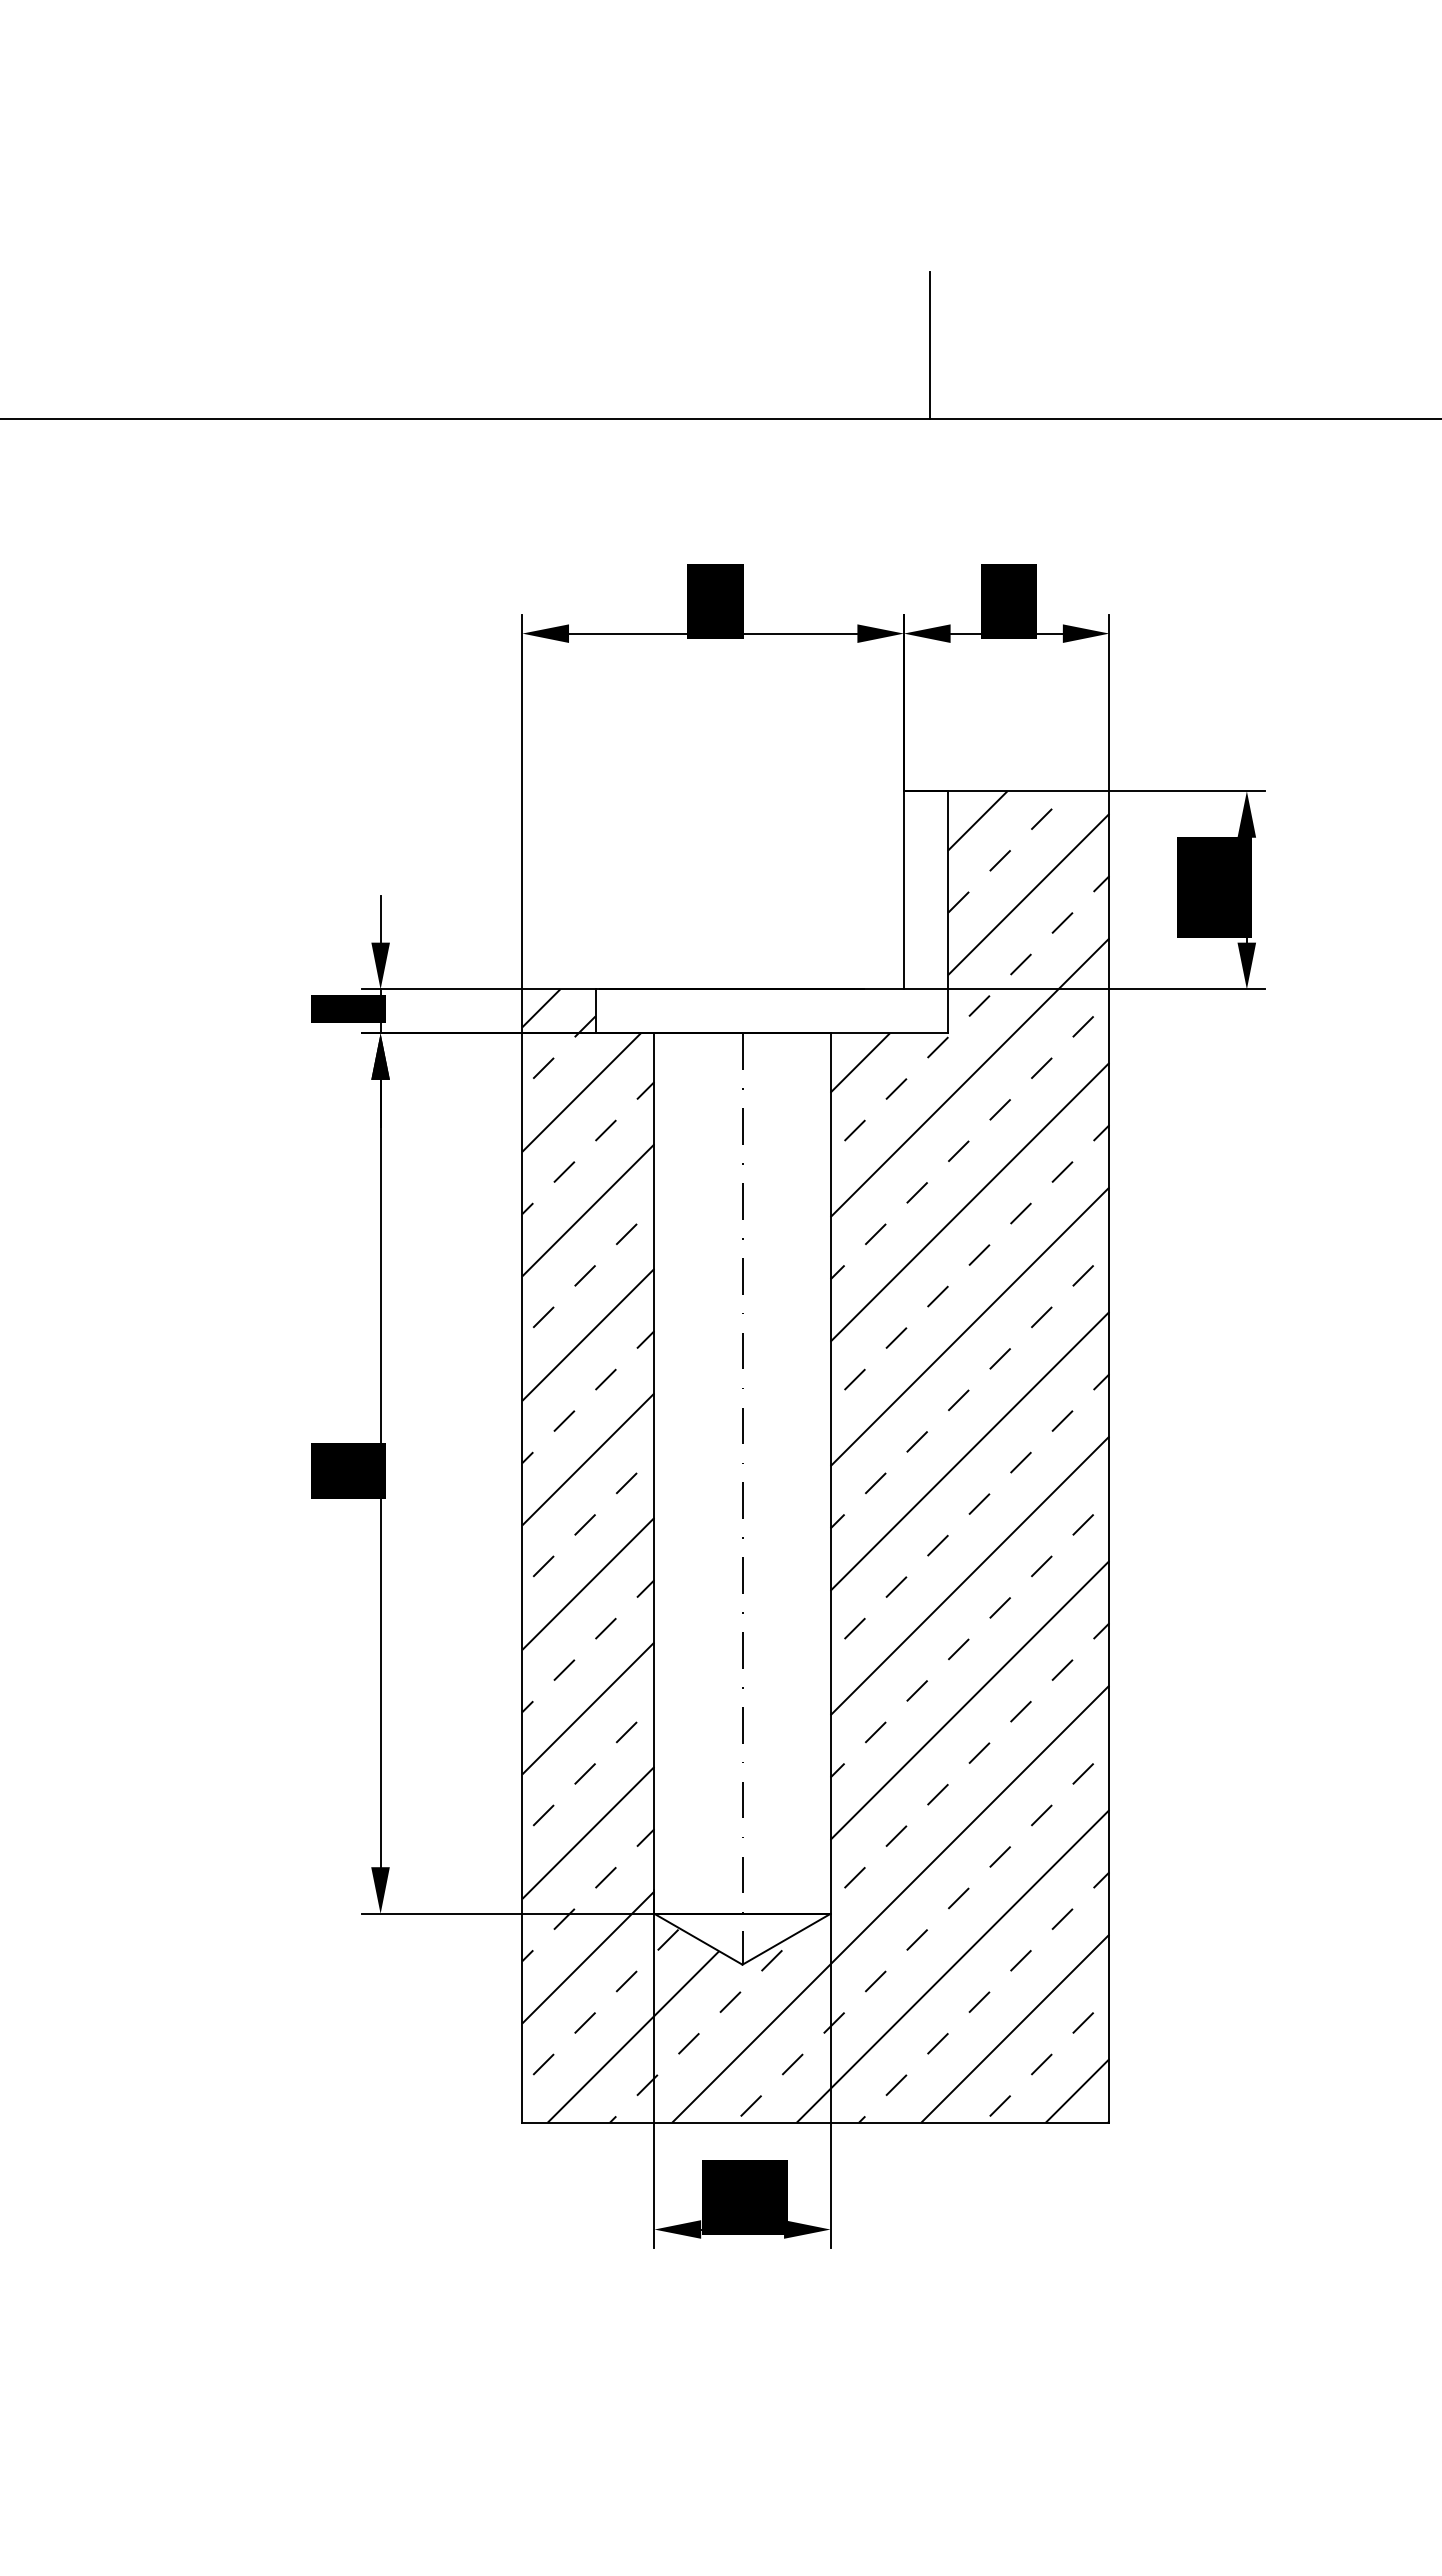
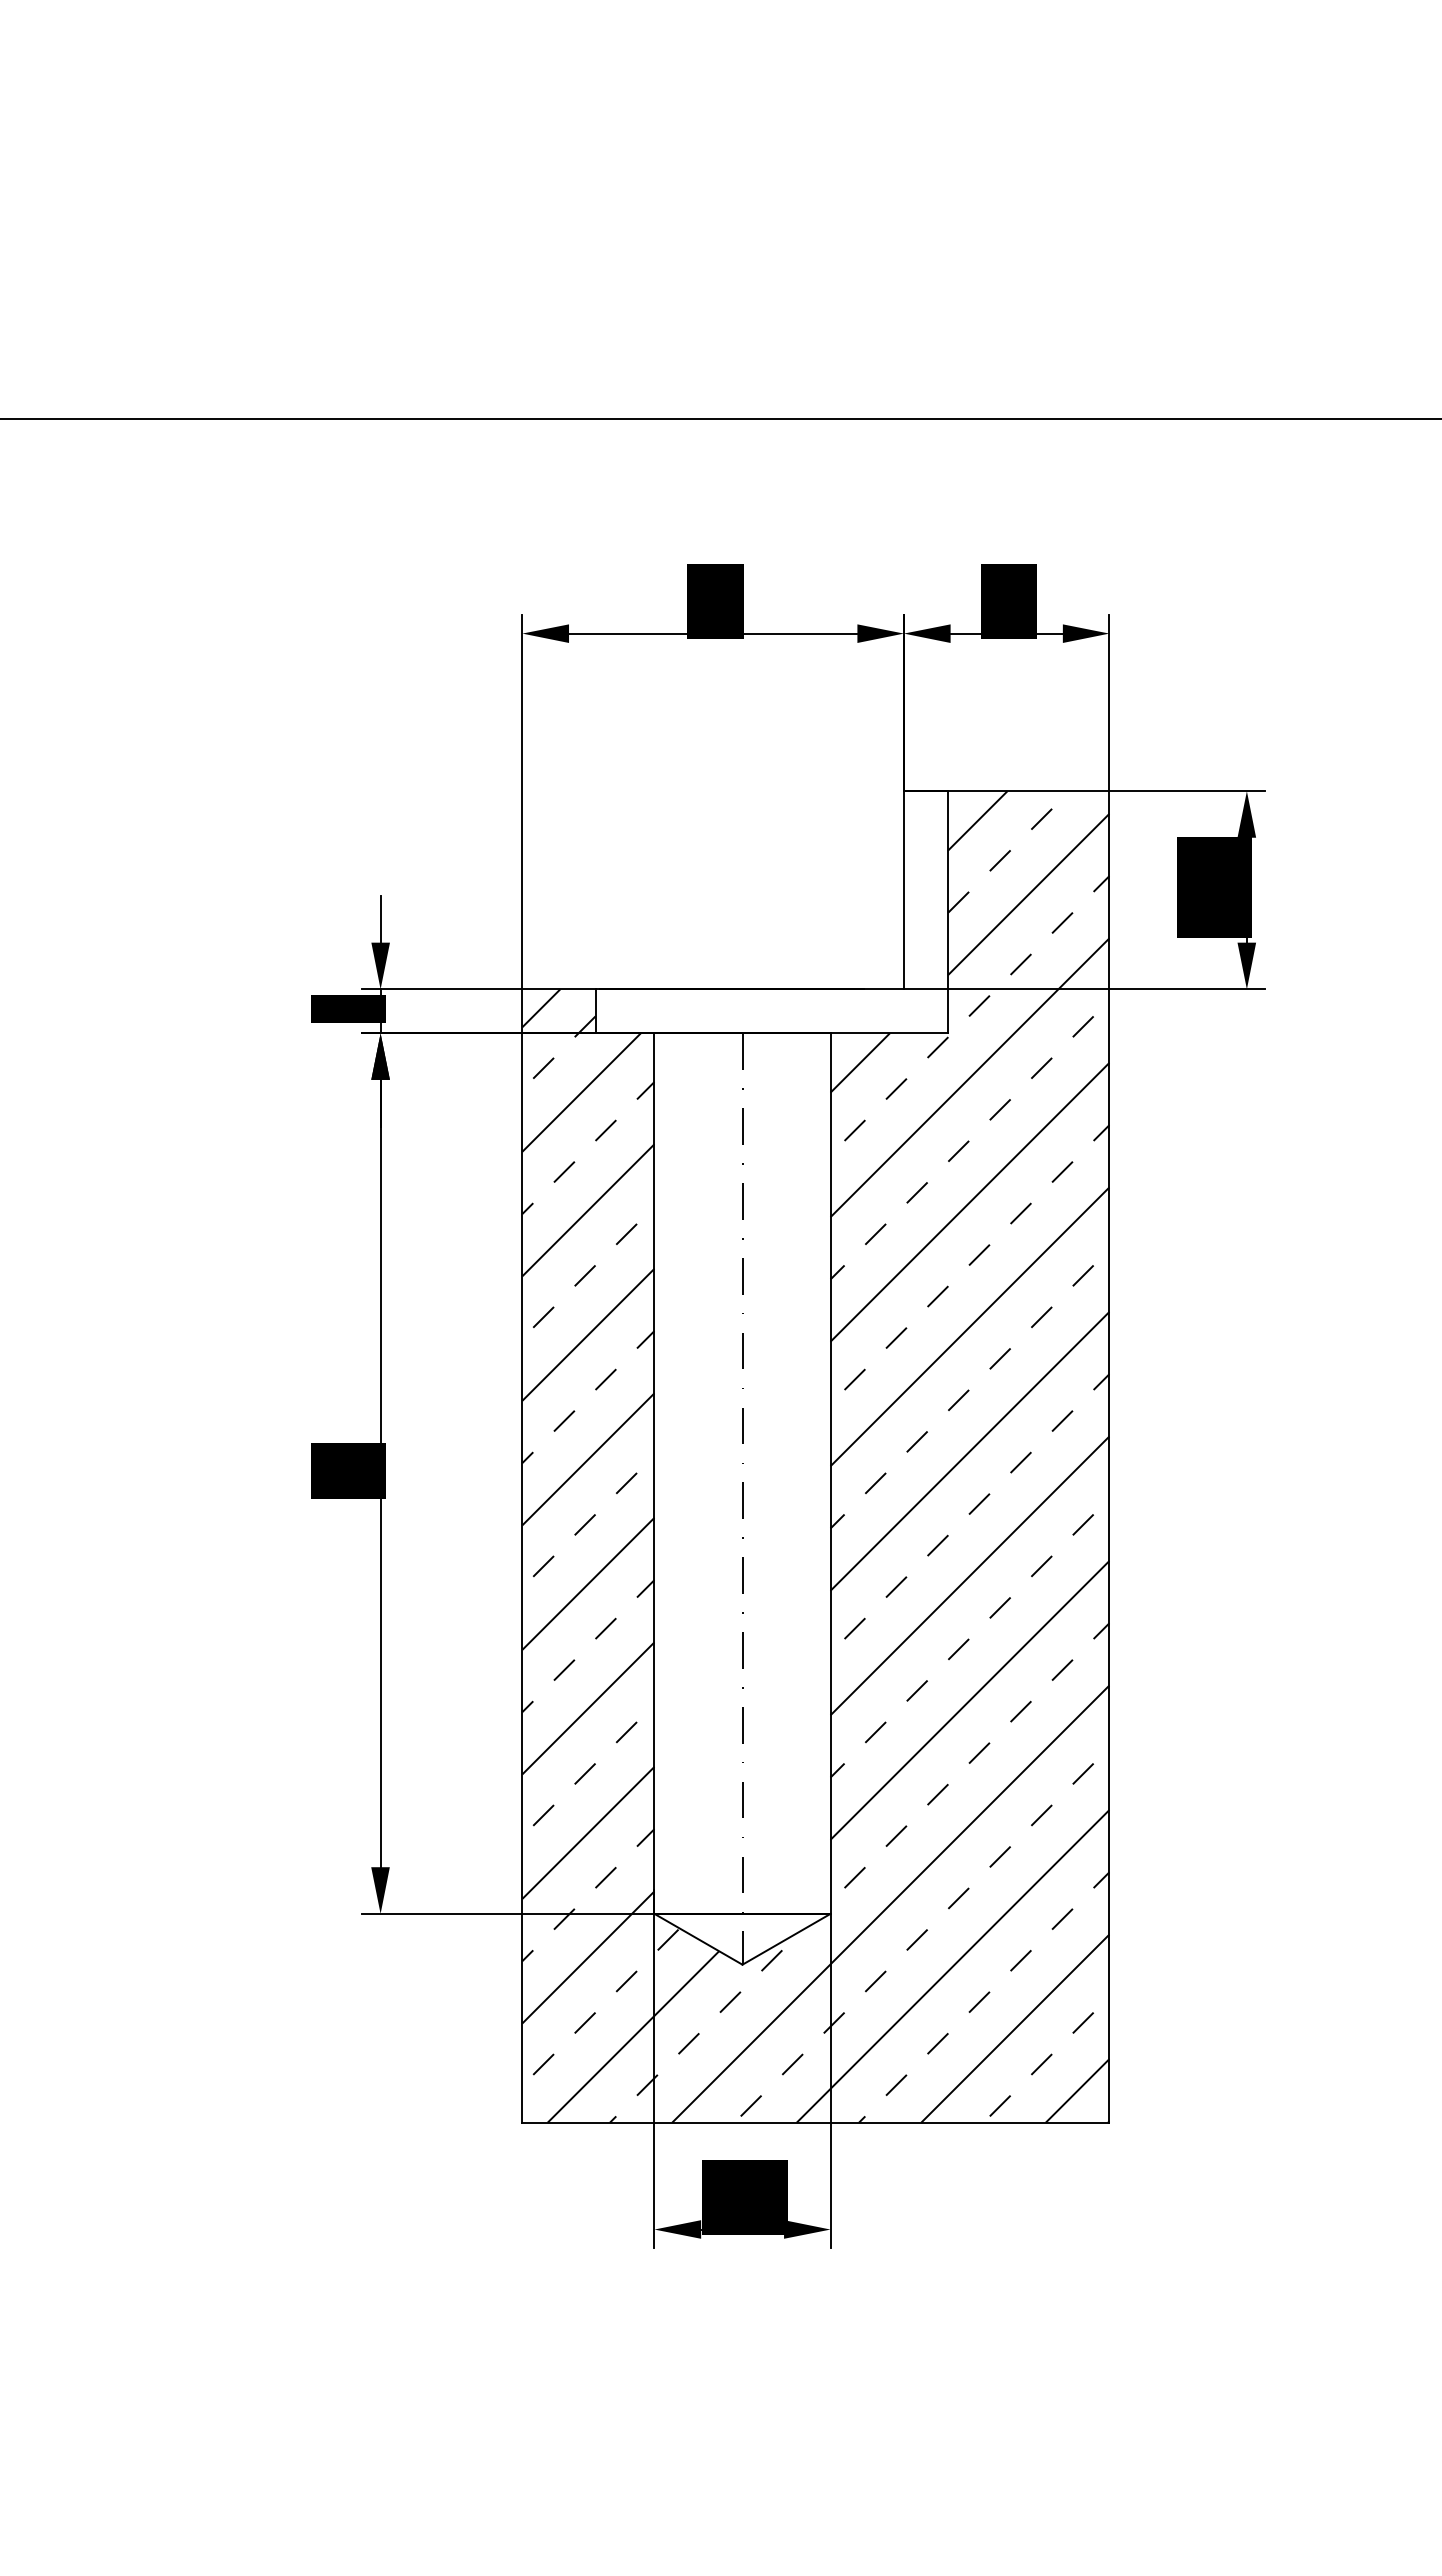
line: present -> none (929, 344)
